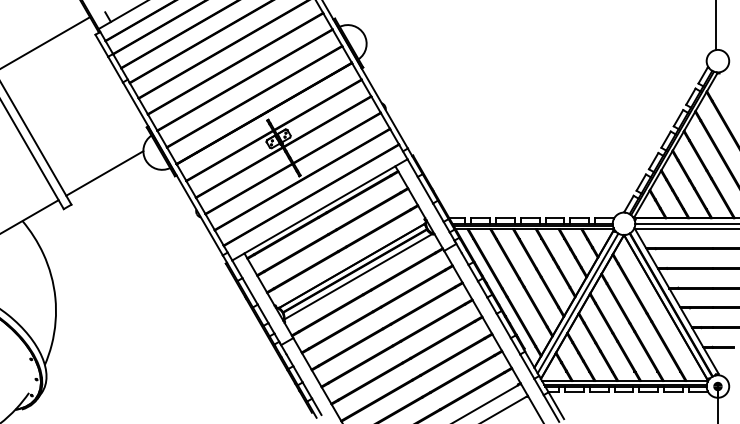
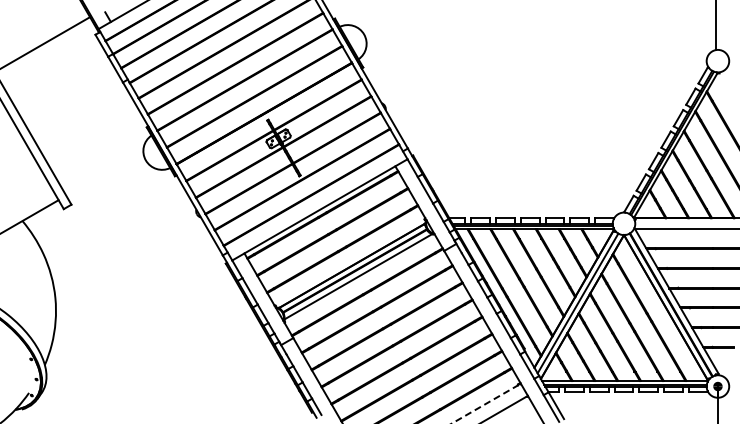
line: present -> none (104, 173)
line: present -> none (685, 223)
line: solid -> dashed (486, 403)
